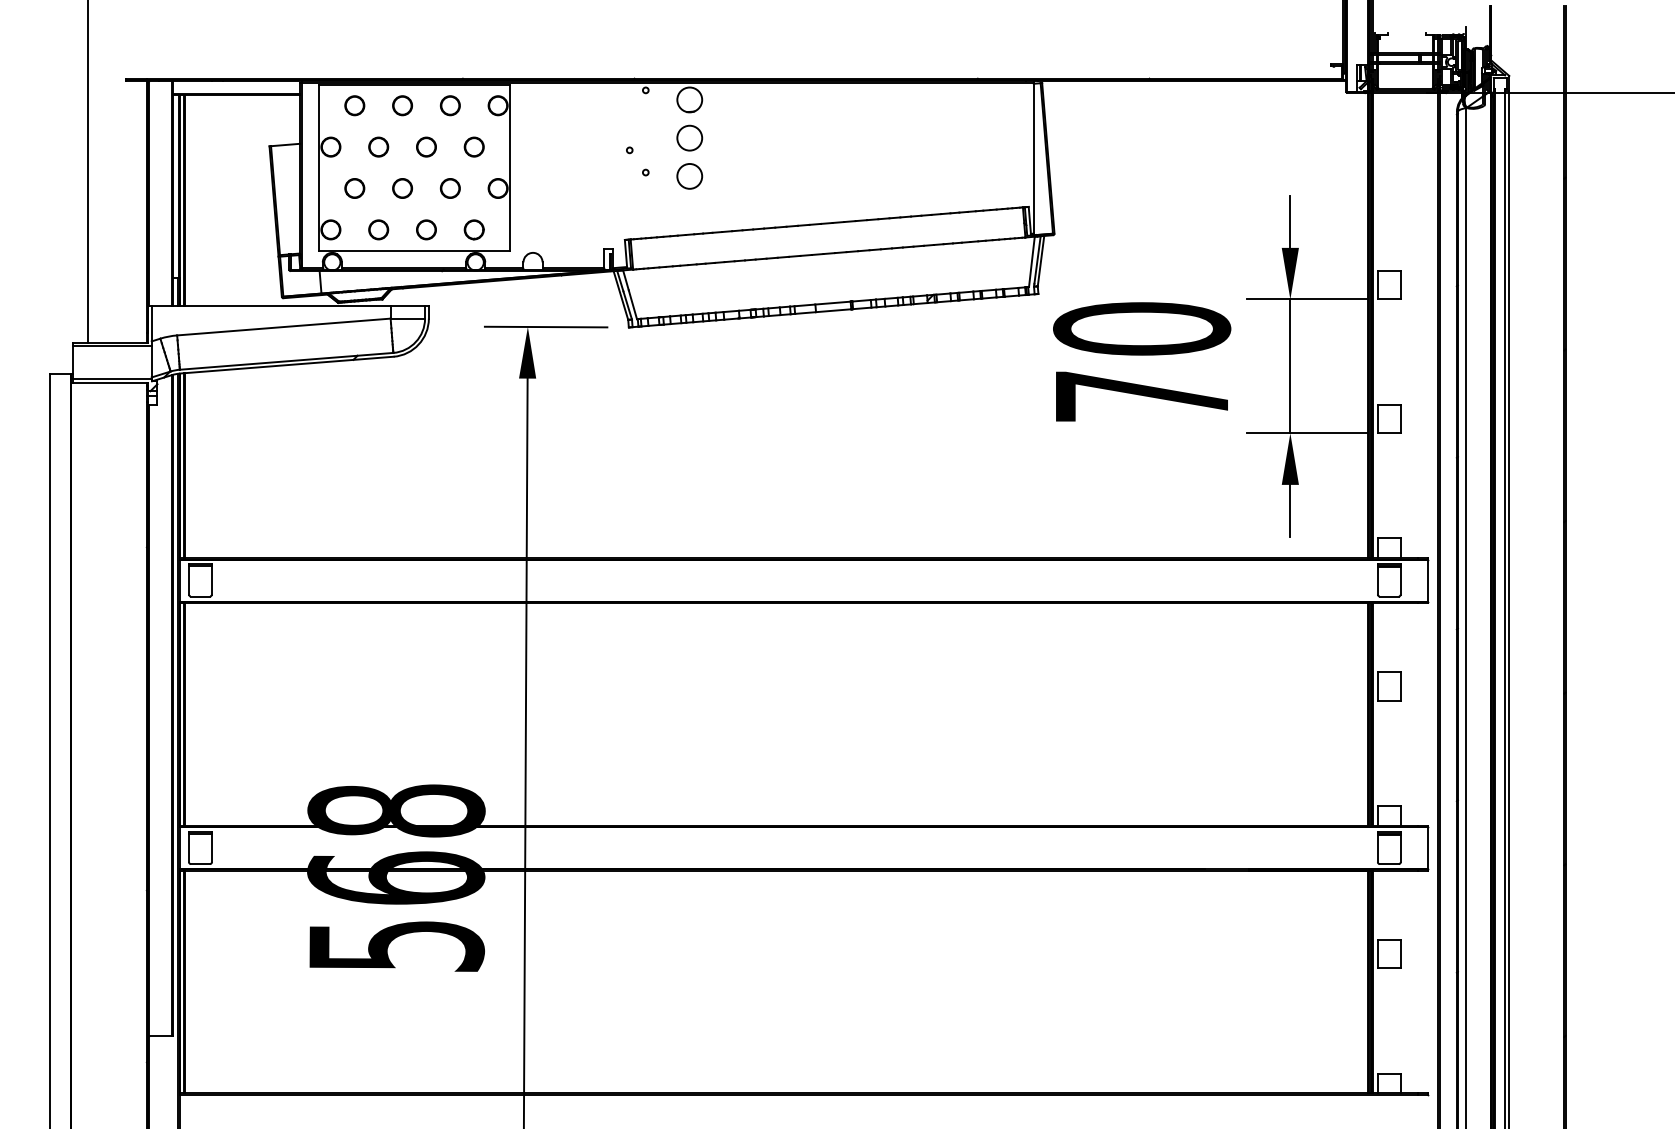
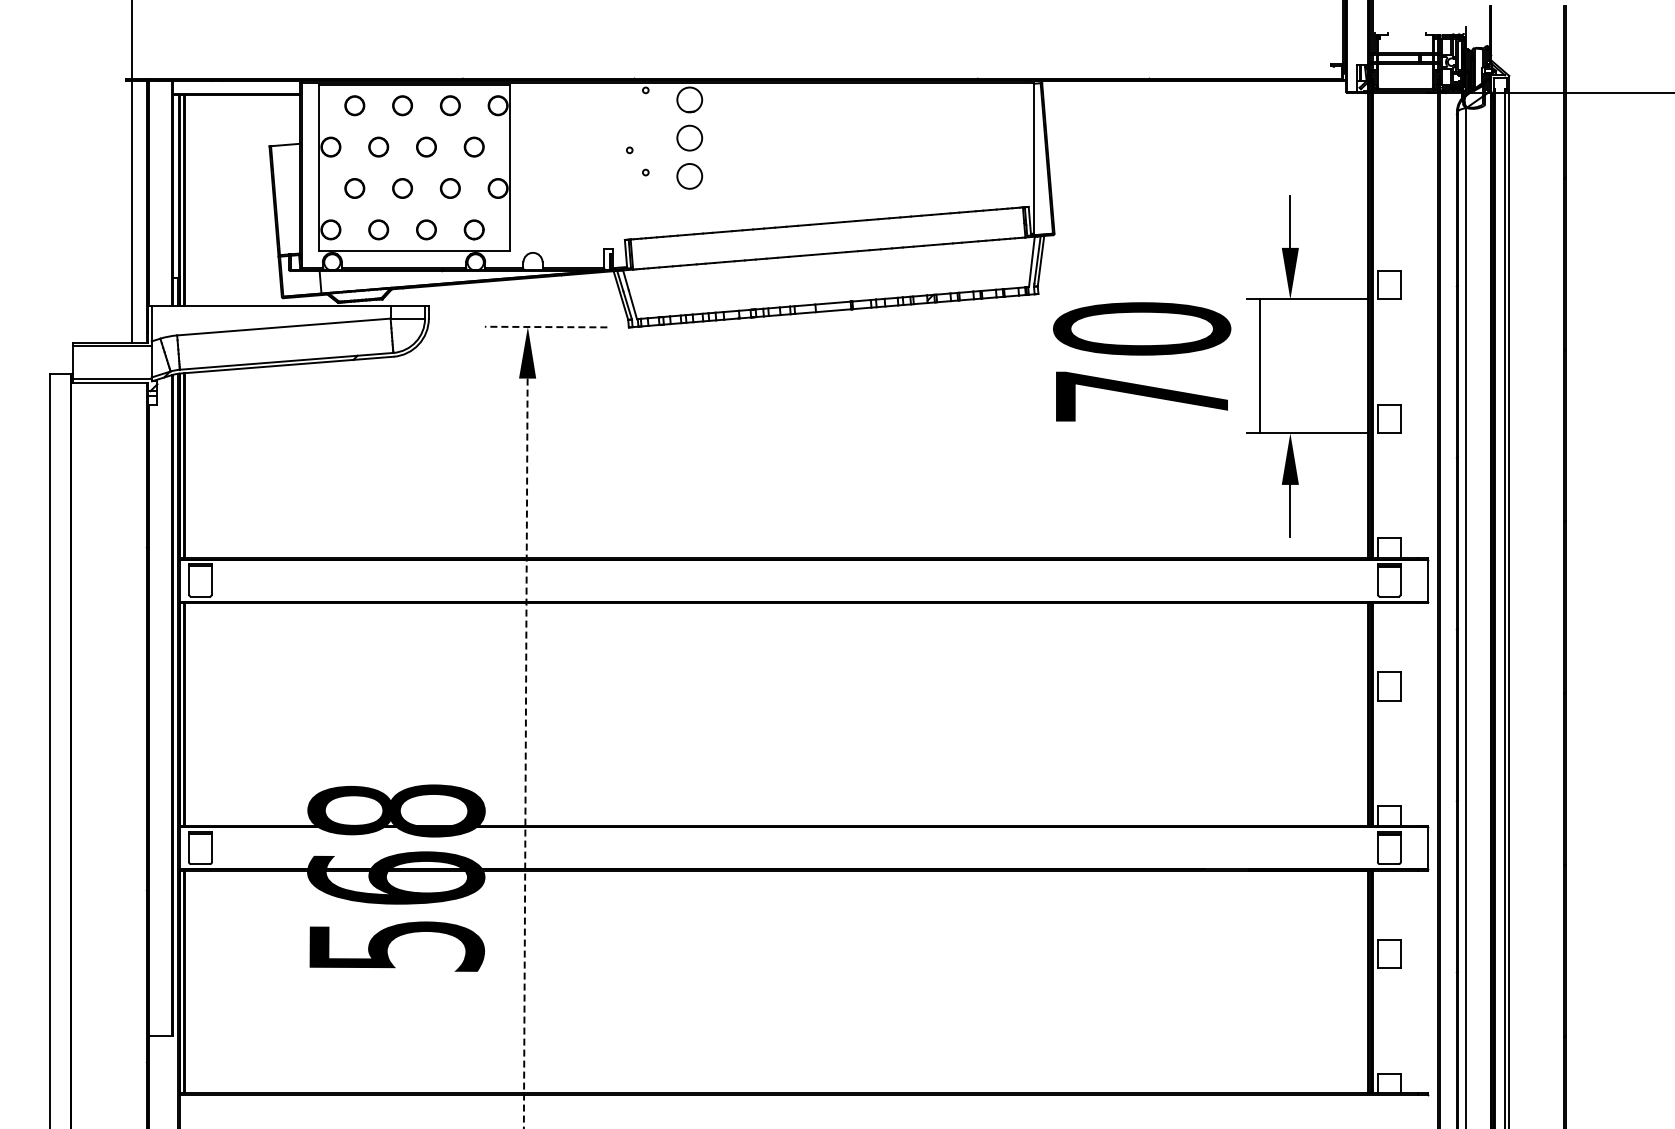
line position: (88, 172) -> (132, 172) (132, 172)
line: solid -> dashed (545, 327)
line position: (1290, 366) -> (1260, 366) (1260, 366)
line: solid -> dashed (525, 754)
